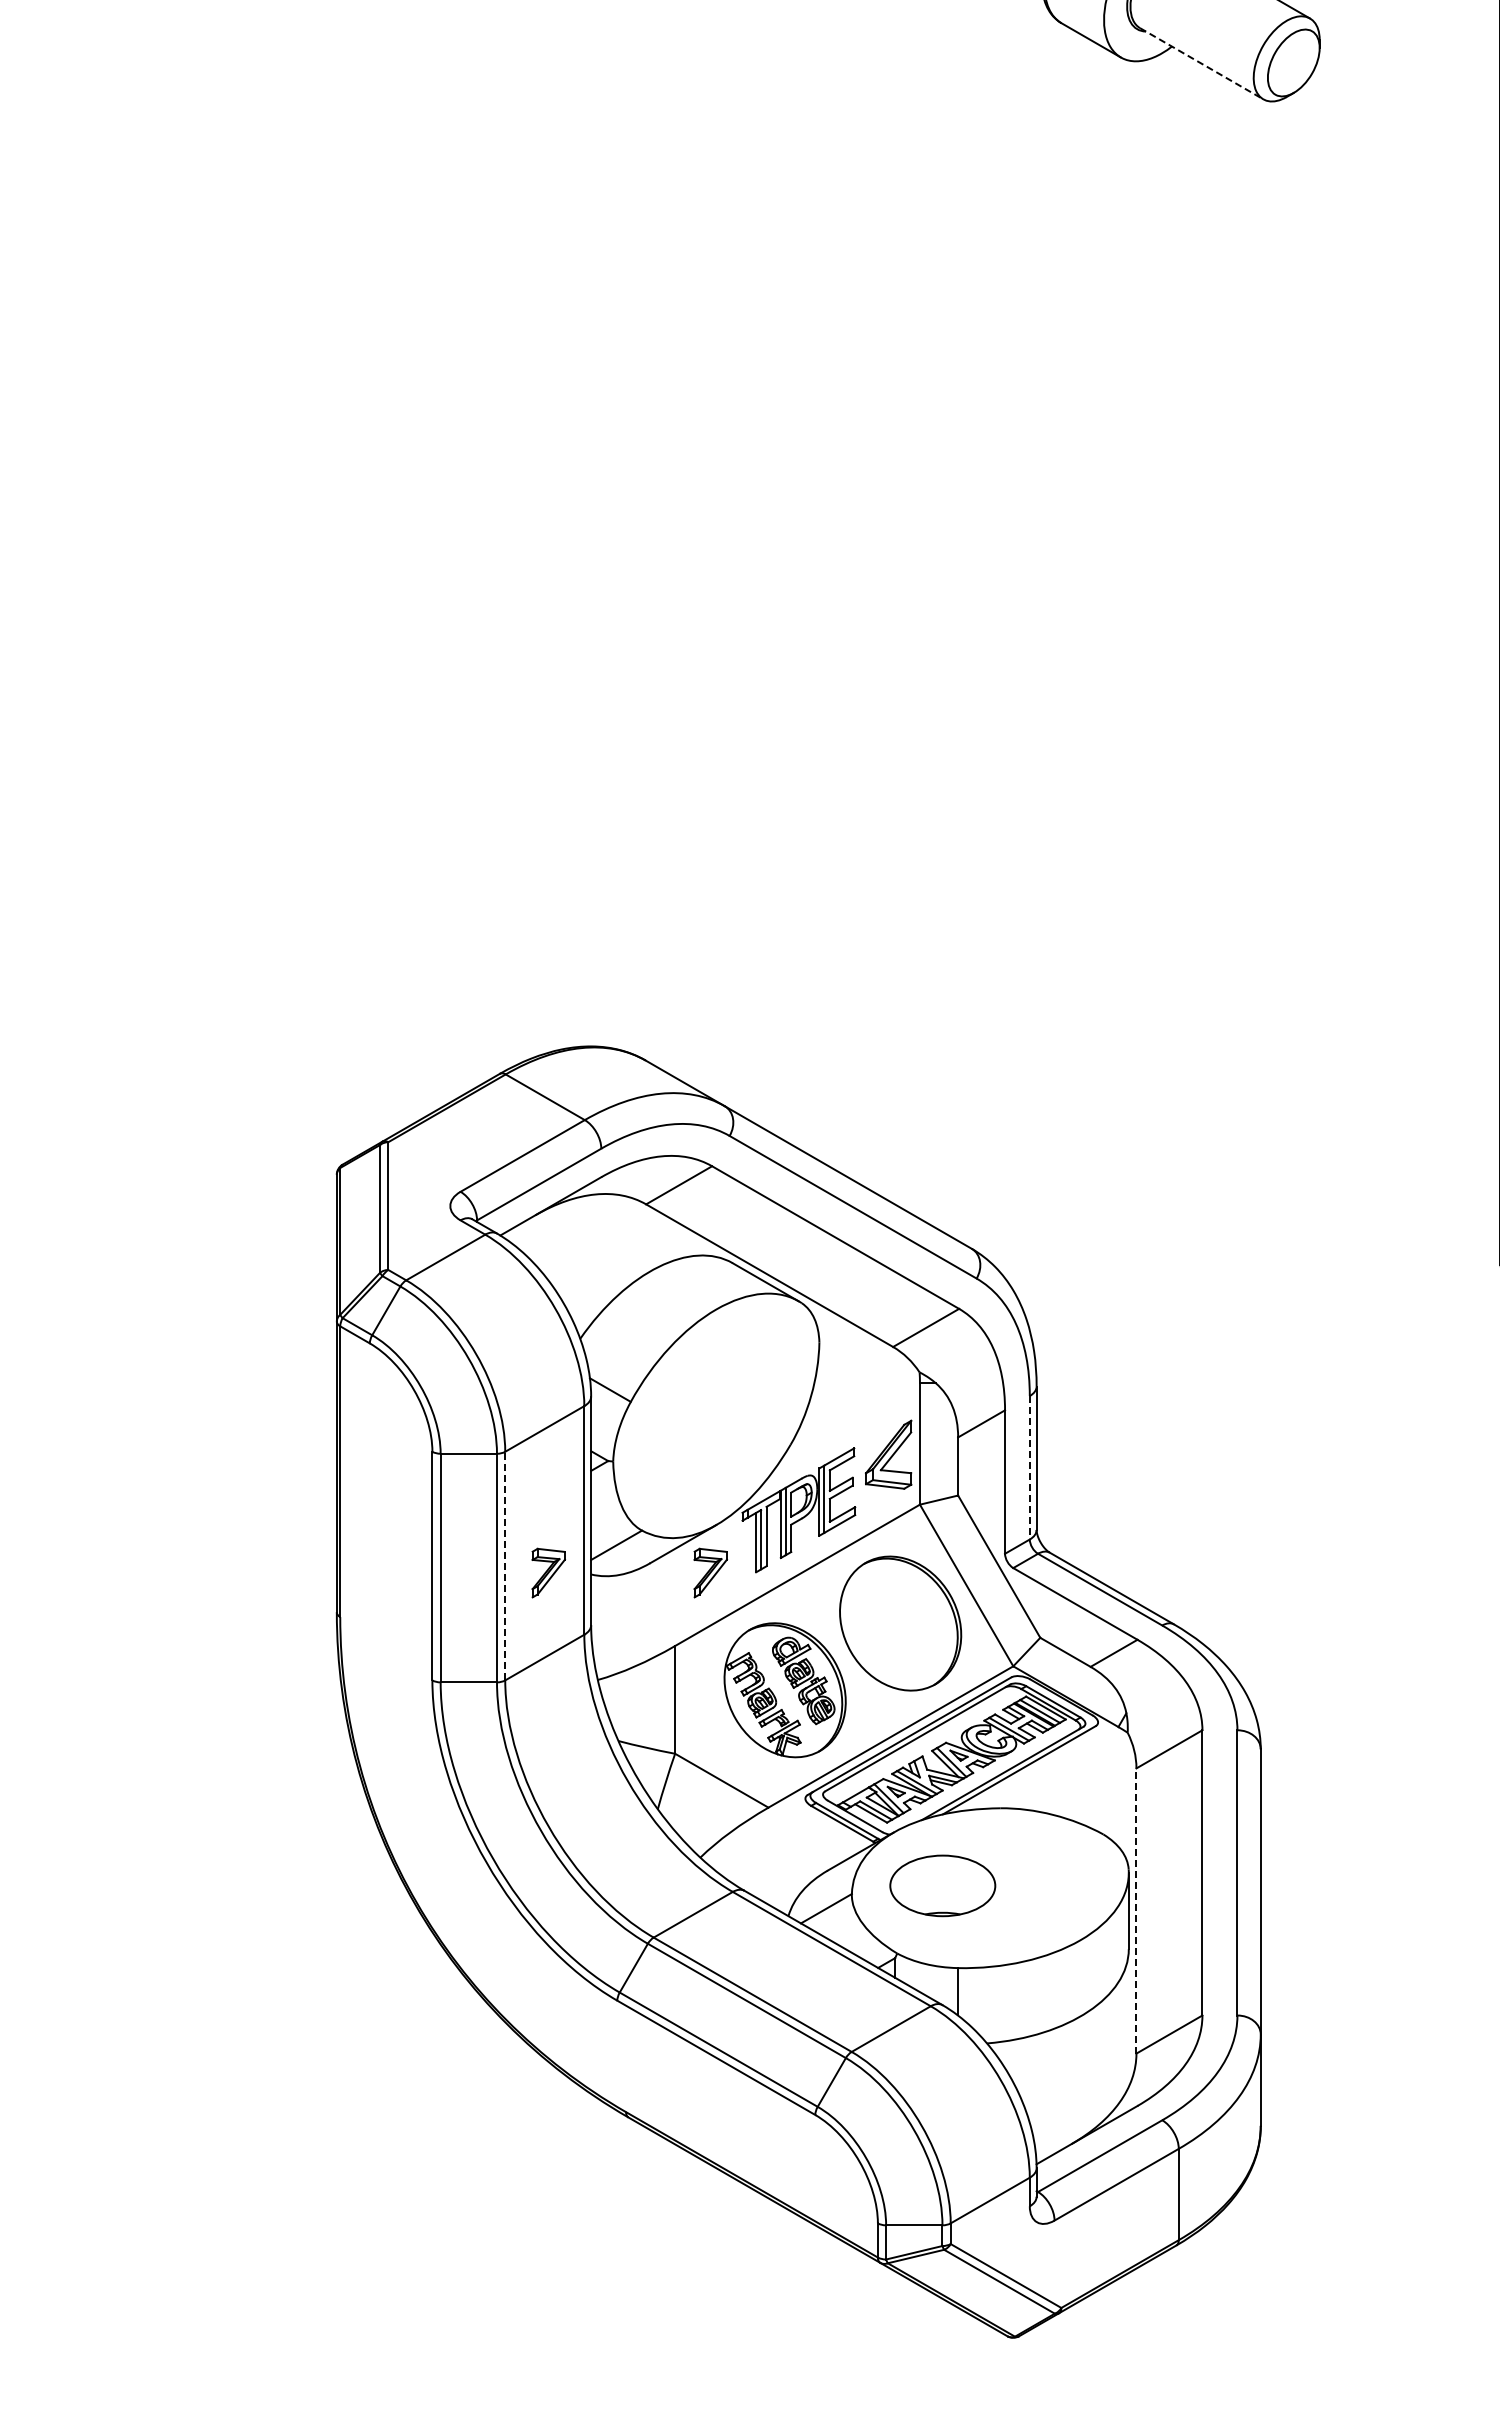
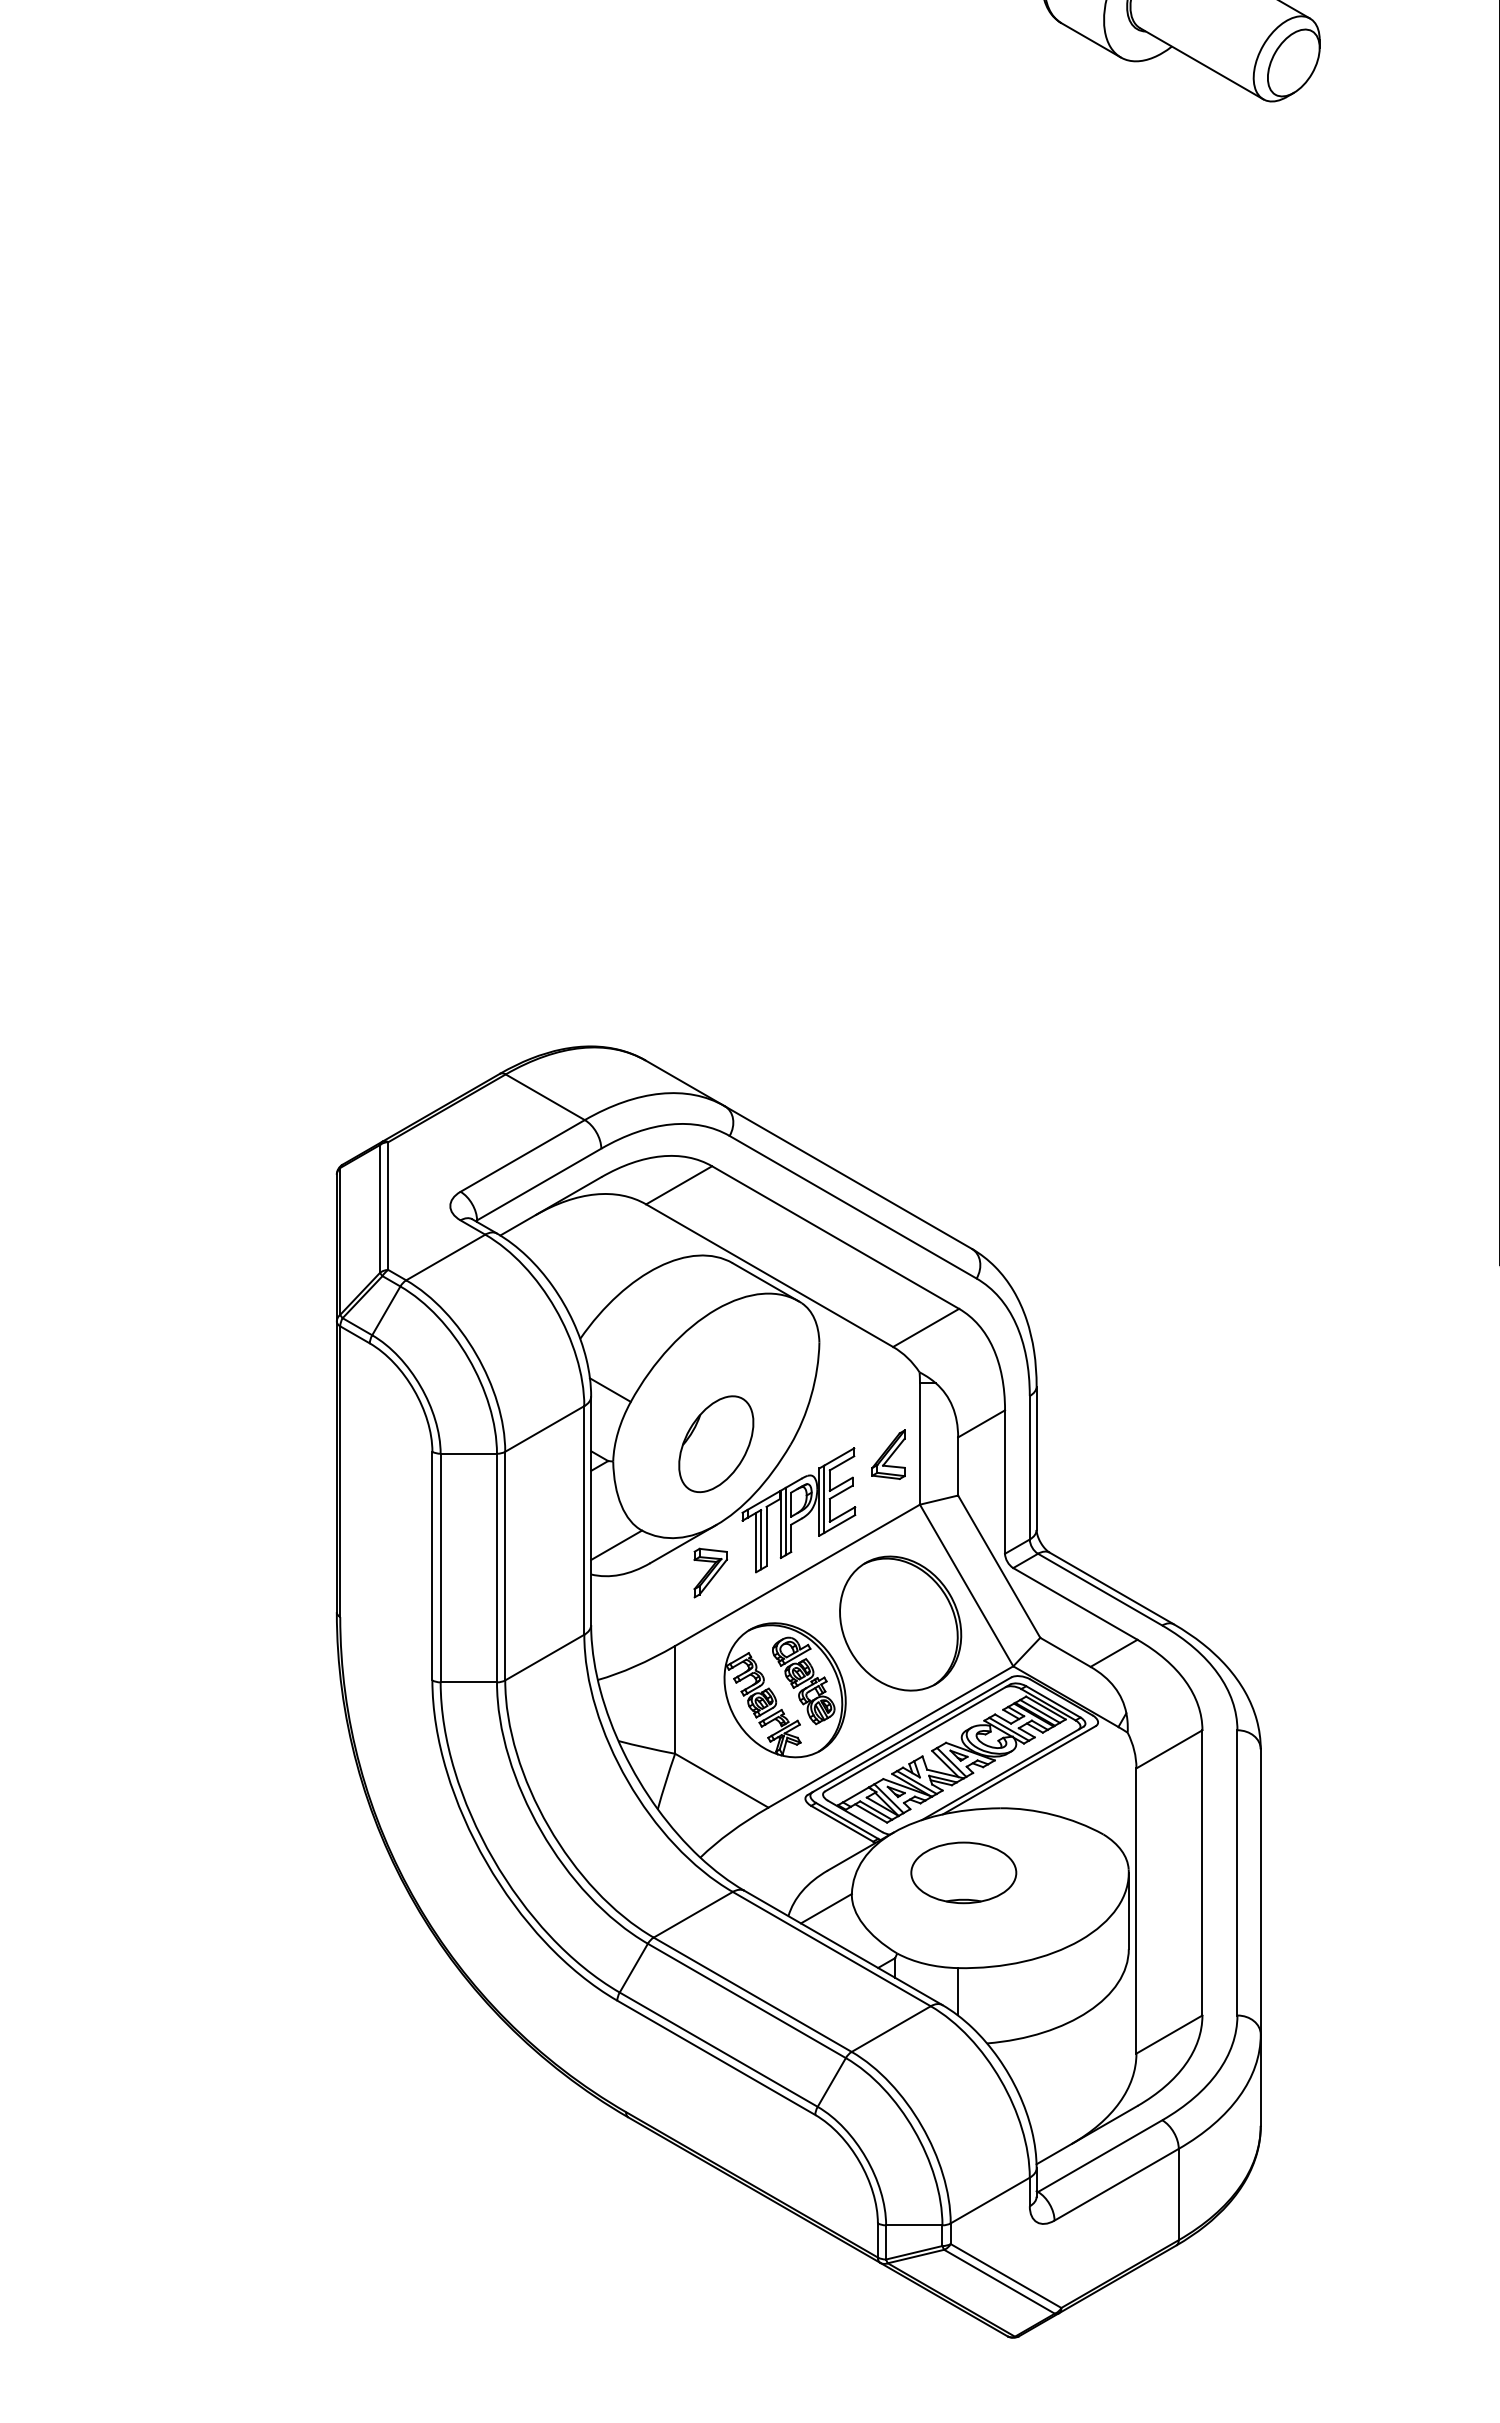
line: dashed -> solid (1202, 64)
part: none -> present (716, 1444)
part size: 49x71 px -> 35x51 px (888, 1454)
line: dashed -> solid (1029, 1467)
line: dashed -> solid (505, 1565)
part: present -> none (548, 1572)
part position: (942, 1885) -> (963, 1872) (963, 1872)
line: dashed -> solid (1136, 1911)
